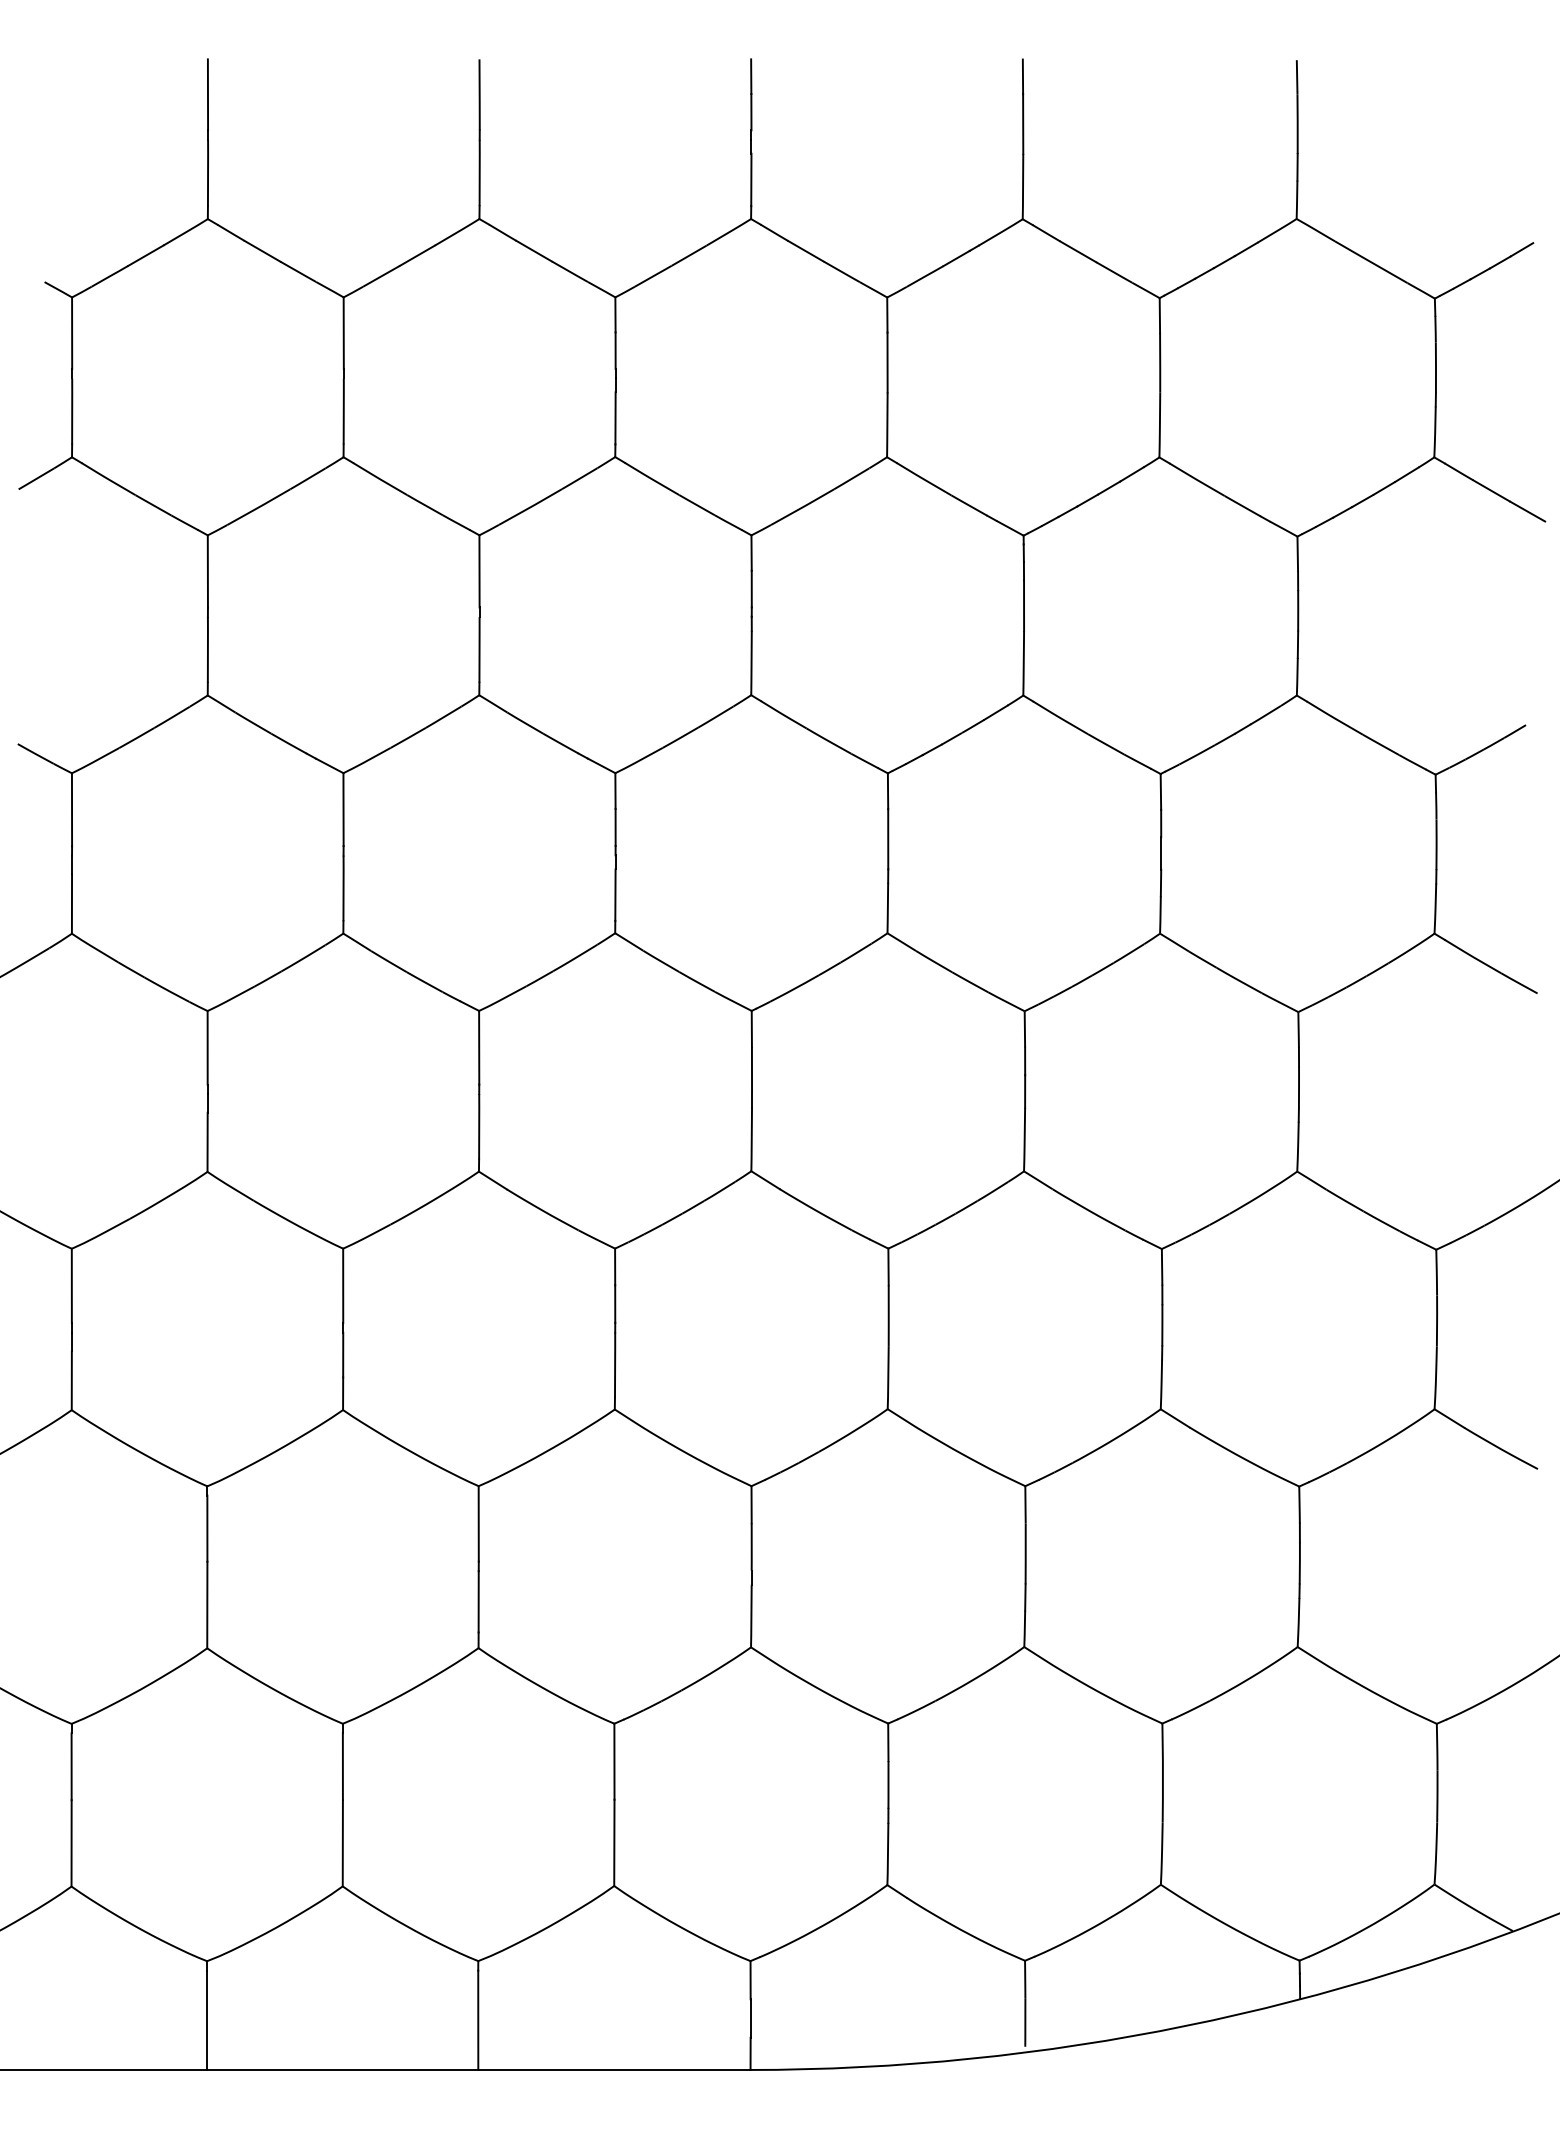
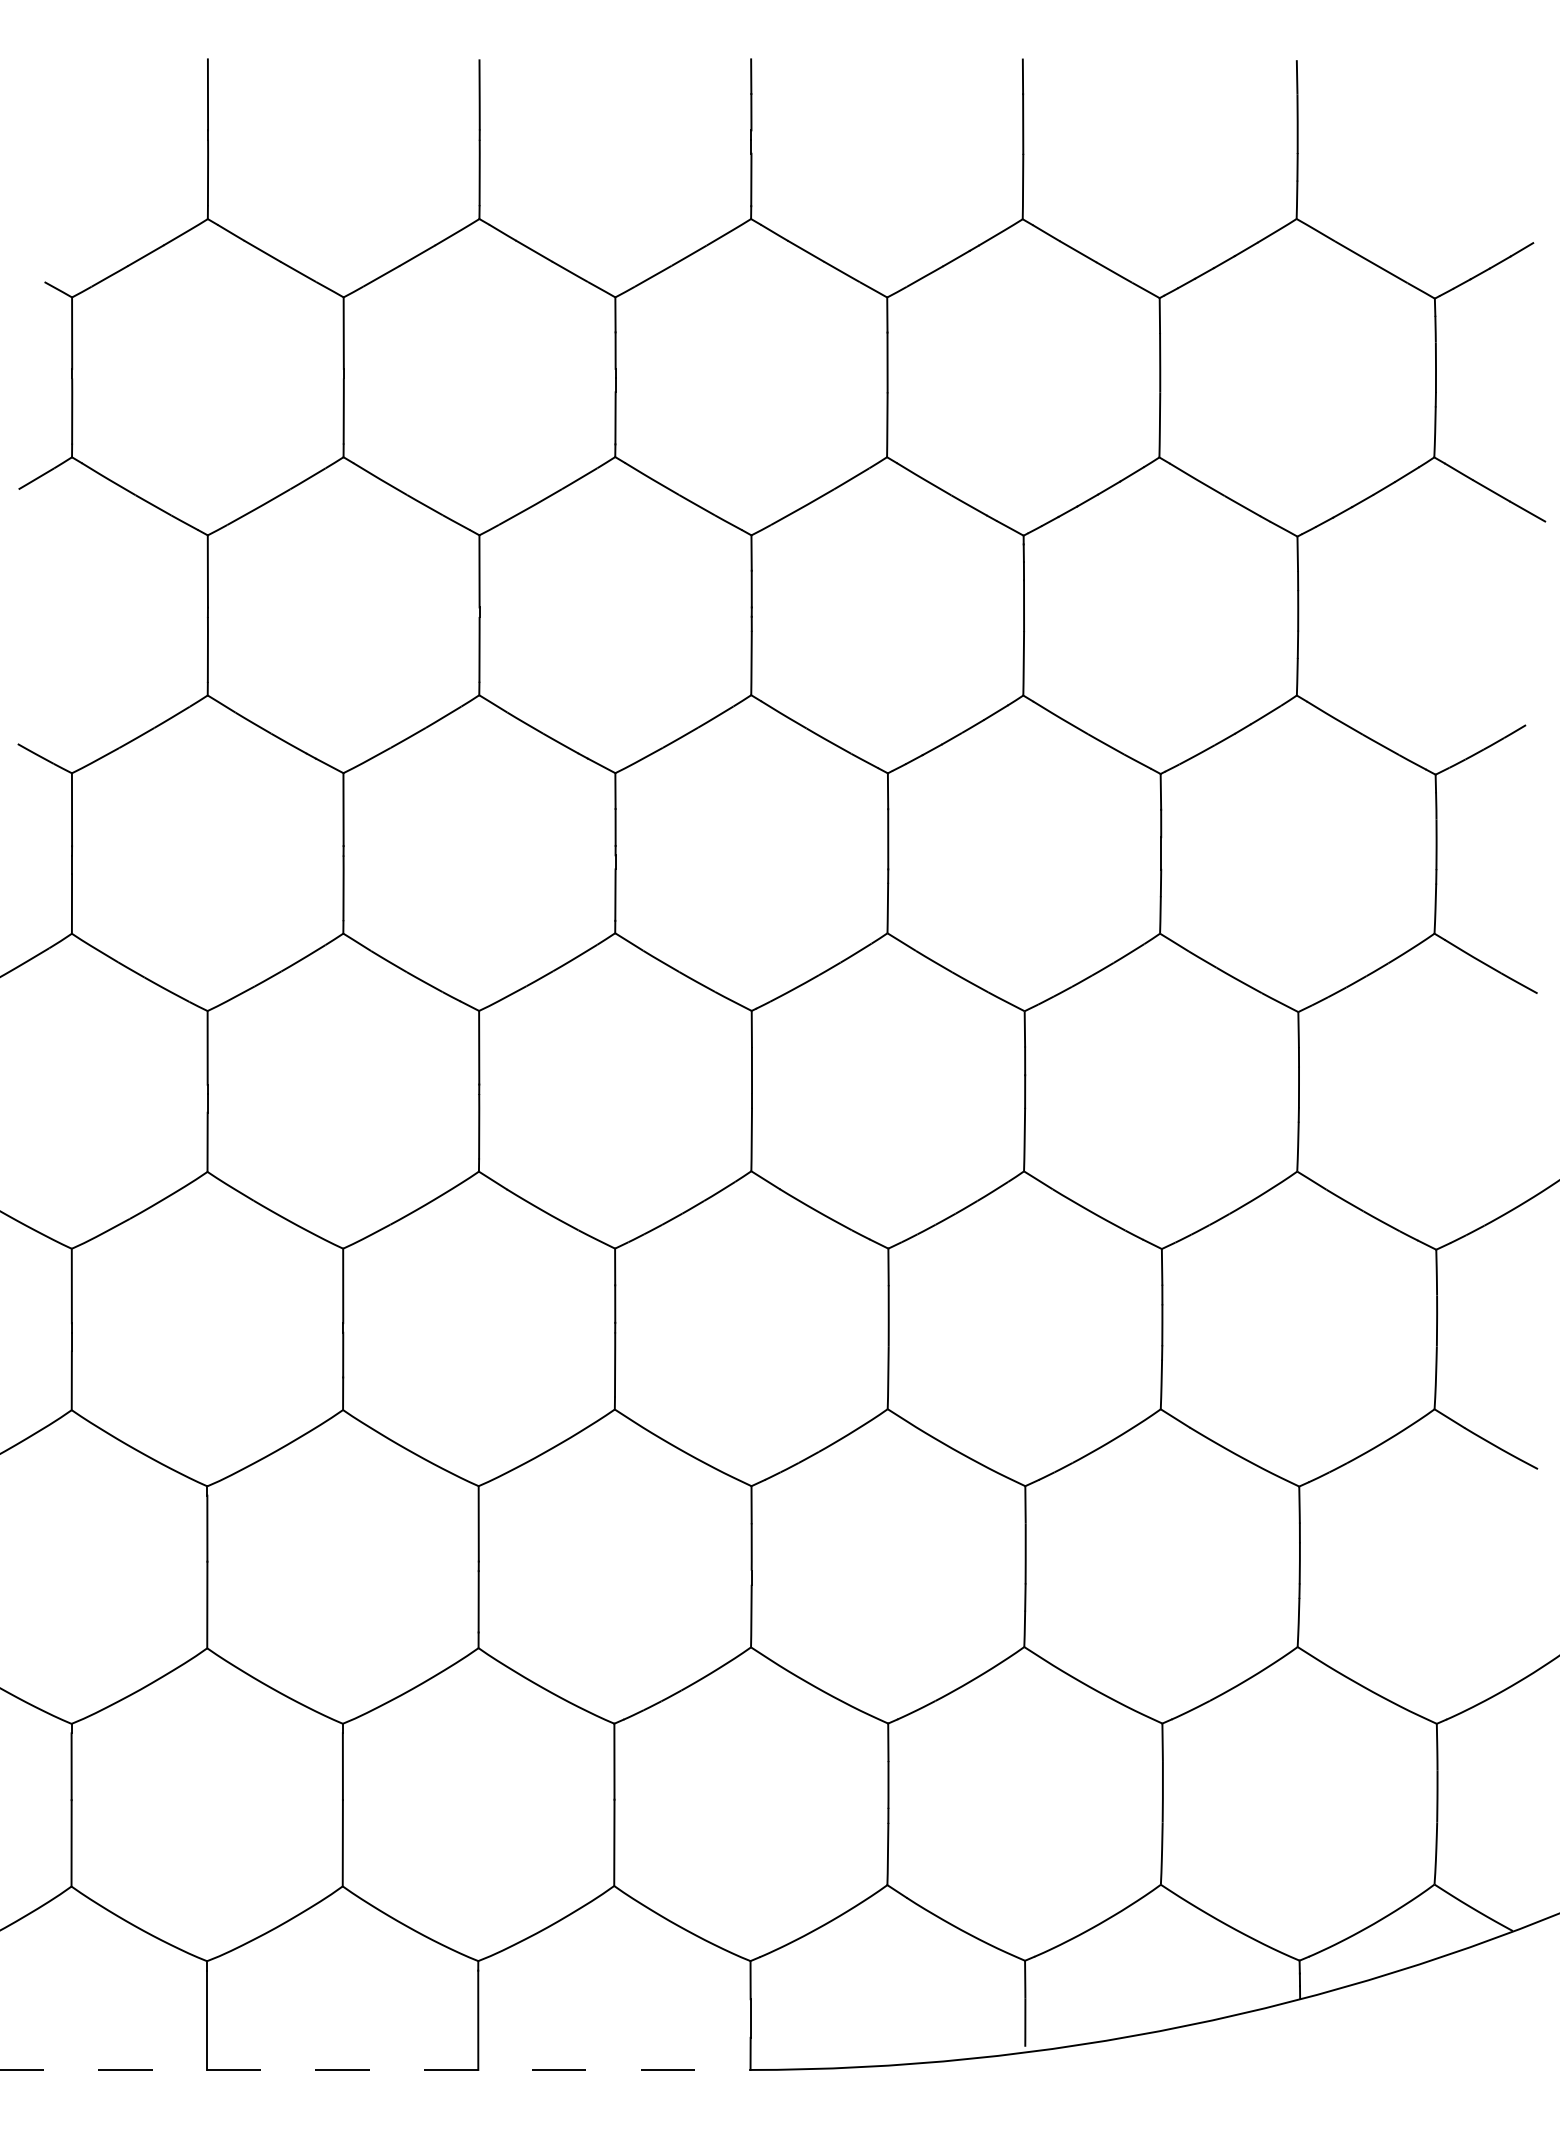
line: solid -> dashed (375, 2069)
